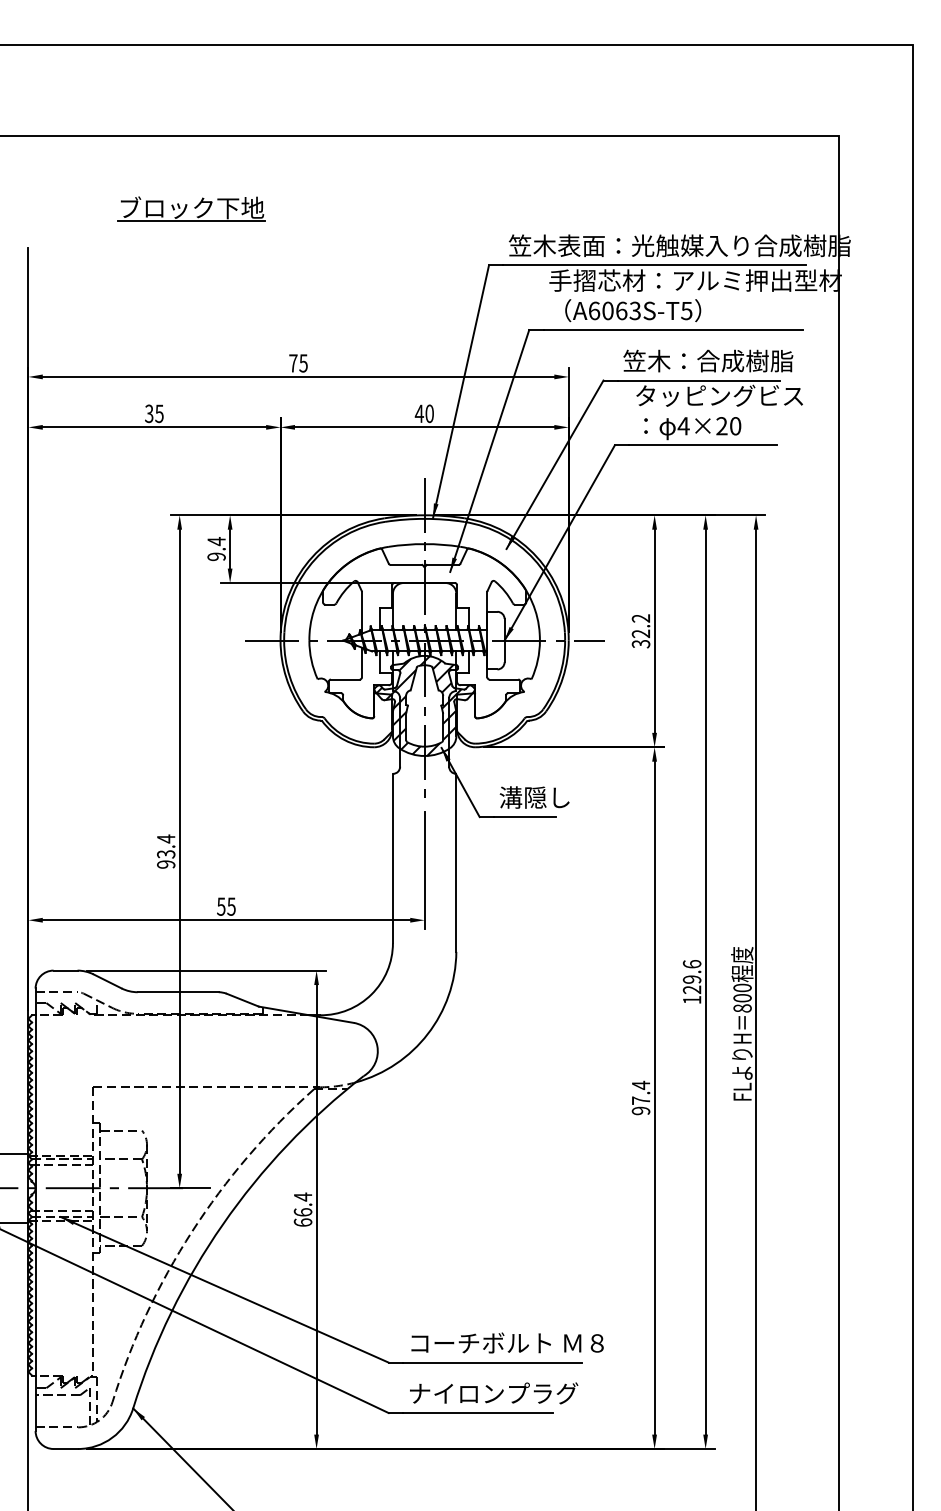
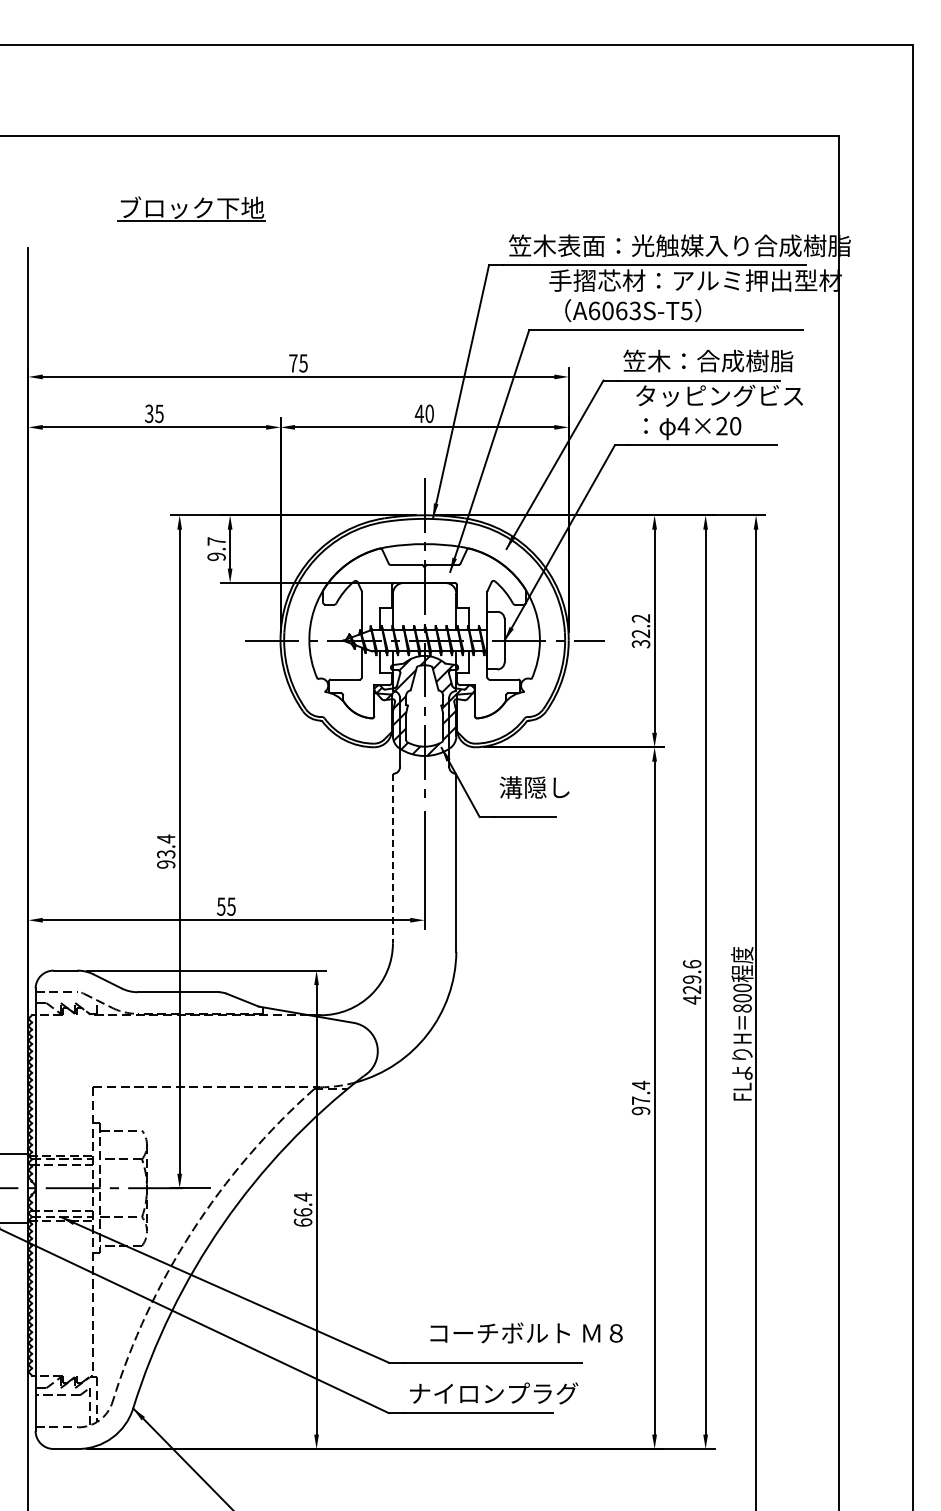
text: 9.4 -> 9.7 (216, 541)
text position: (534, 797) -> (534, 787) (534, 787)
line: solid -> dashed (392, 858)
text: 129.6 -> 429.6 (692, 999)
text position: (507, 1342) -> (526, 1332) (526, 1332)
